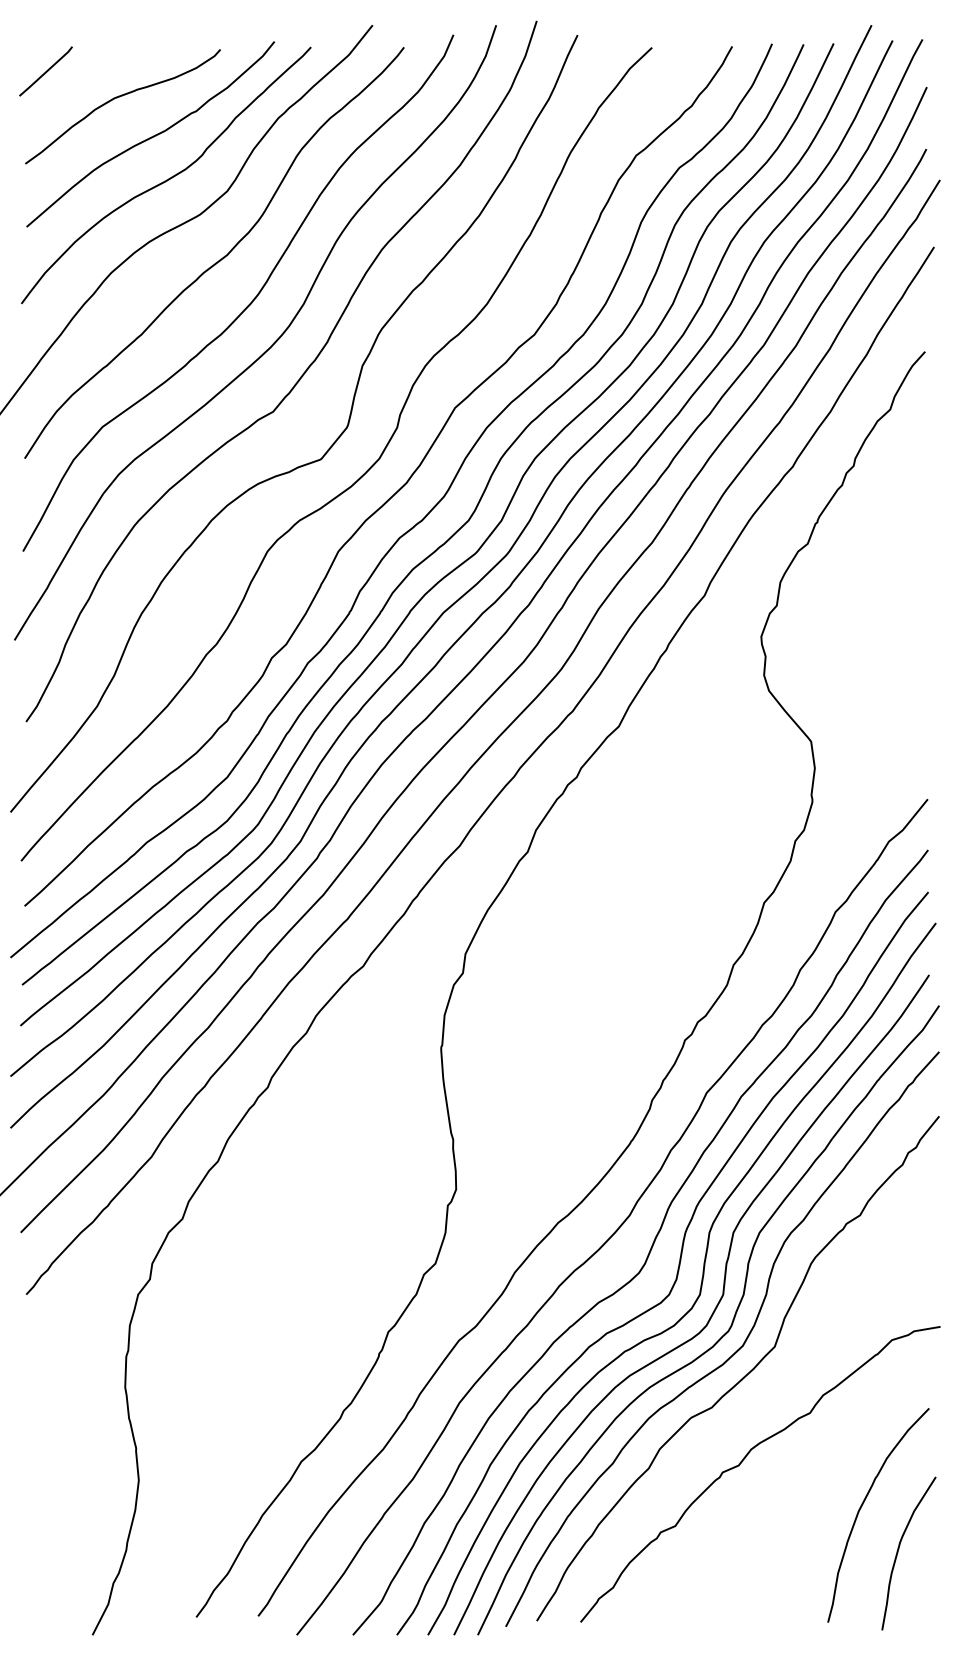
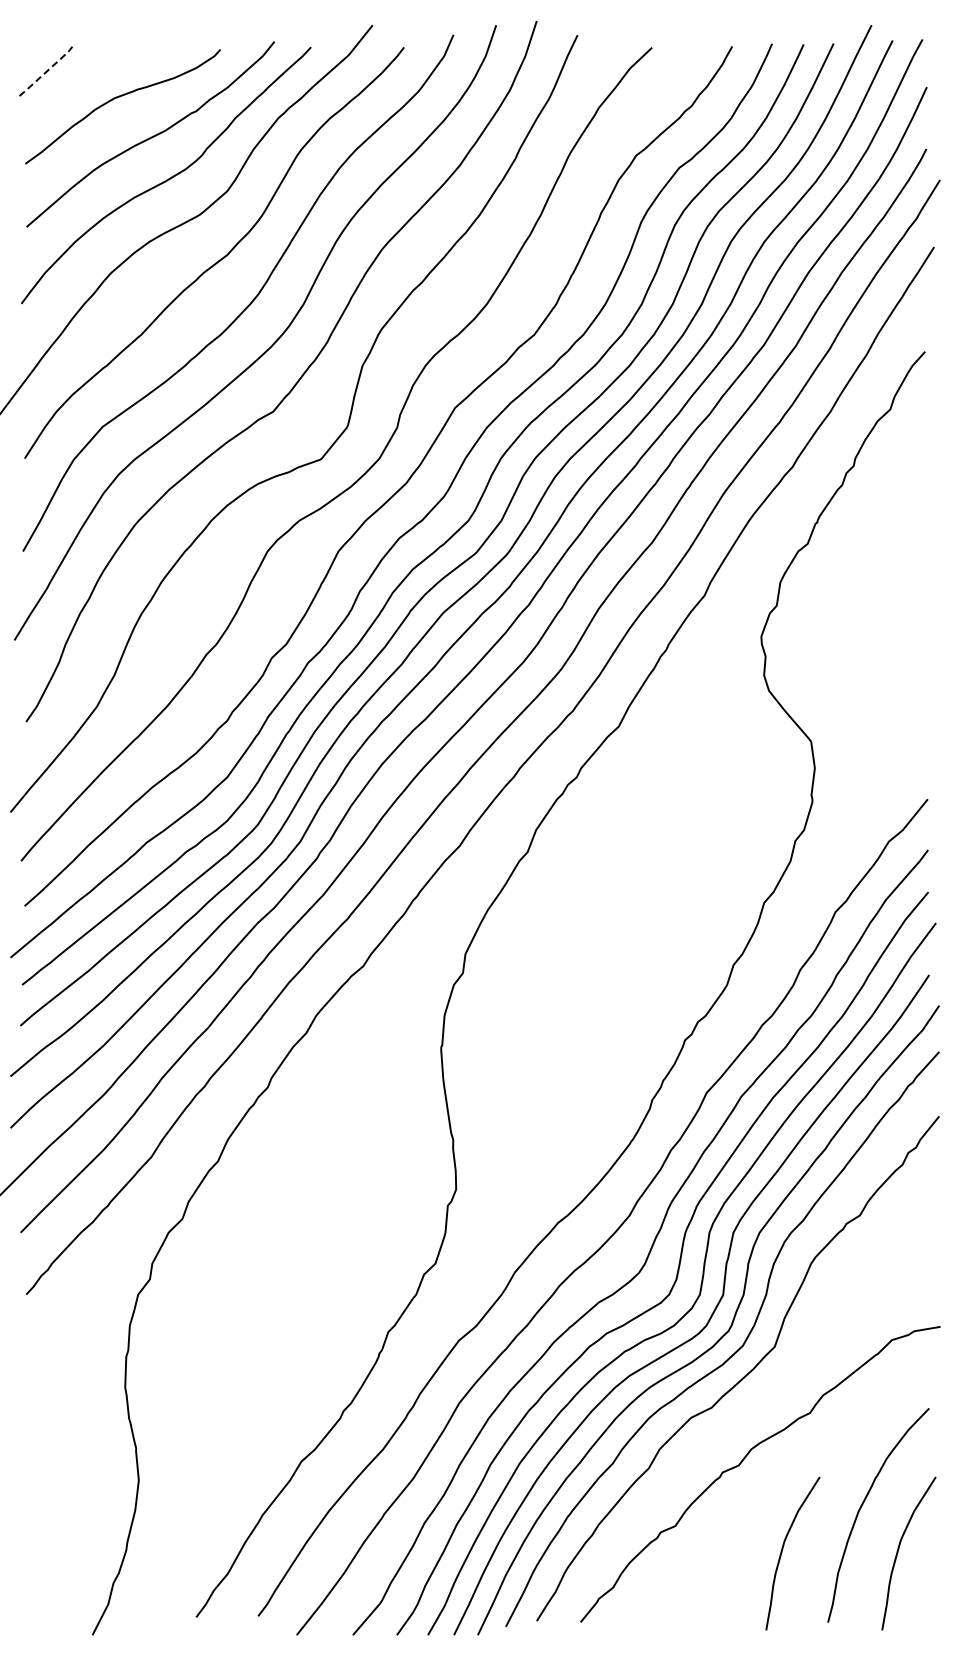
line: solid -> dashed (46, 71)
curve: none -> present (783, 1549)
